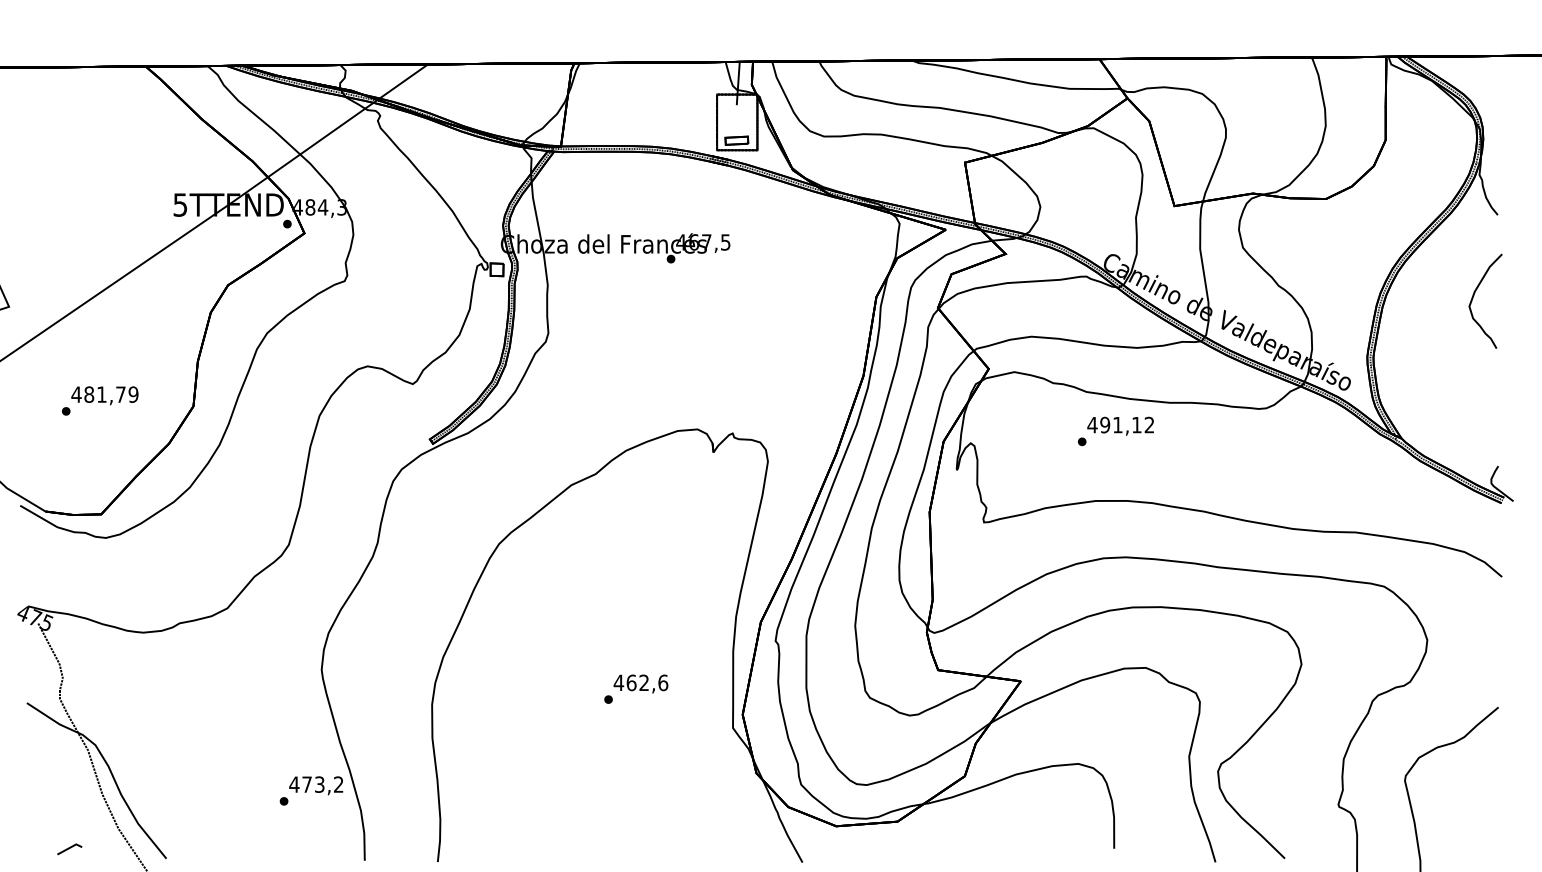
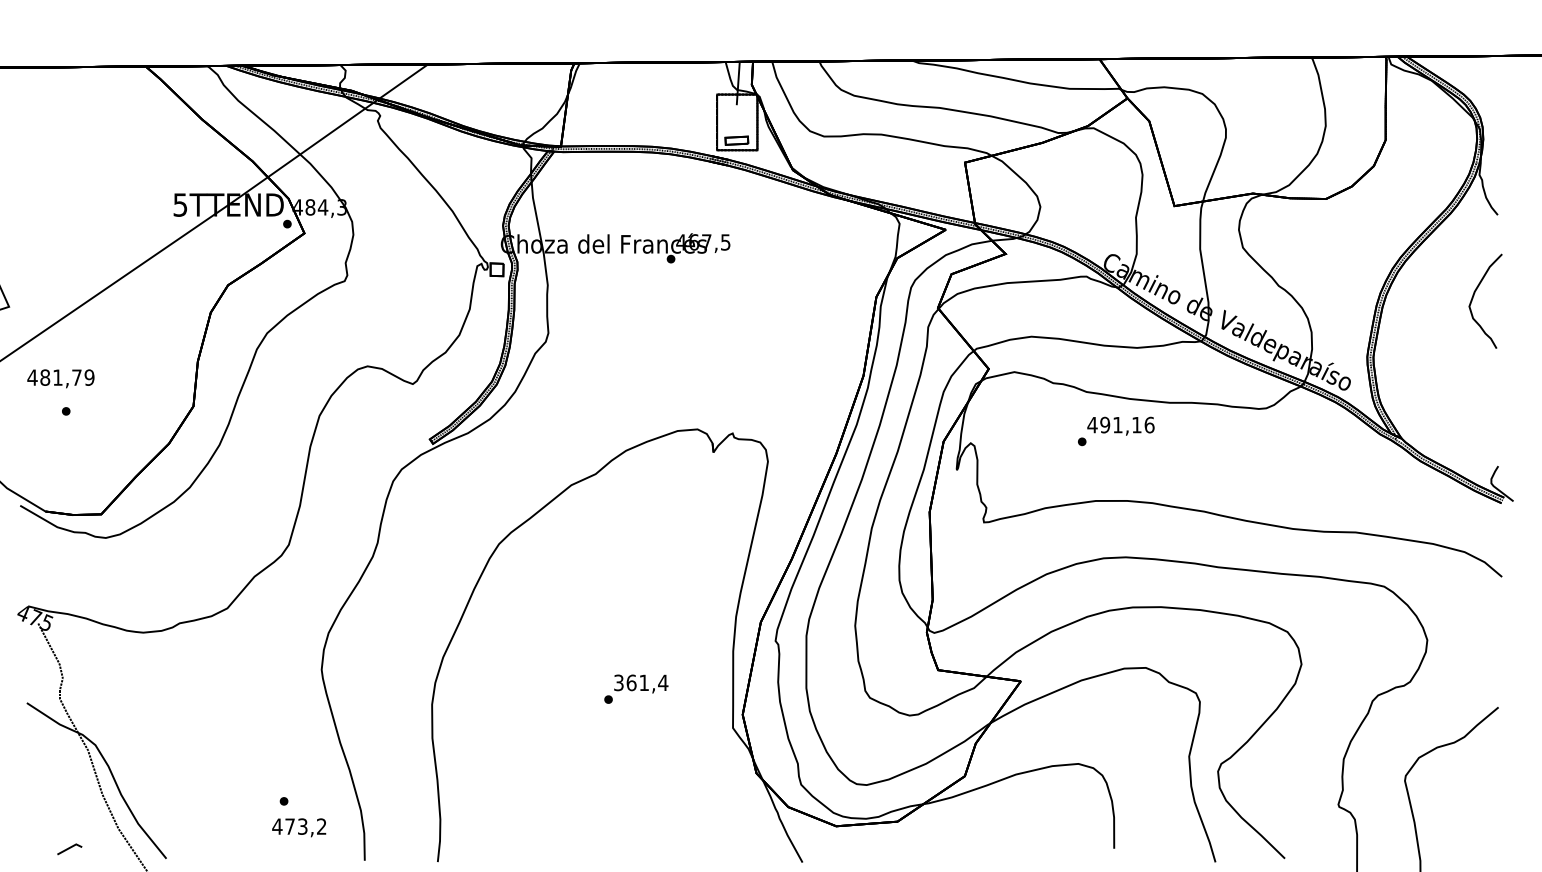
text position: (104, 395) -> (60, 378) (60, 378)
text: 491,12 -> 491,16 (1149, 424)
text: 462,6 -> 361,4 (640, 682)
text position: (316, 785) -> (299, 827) (299, 827)
